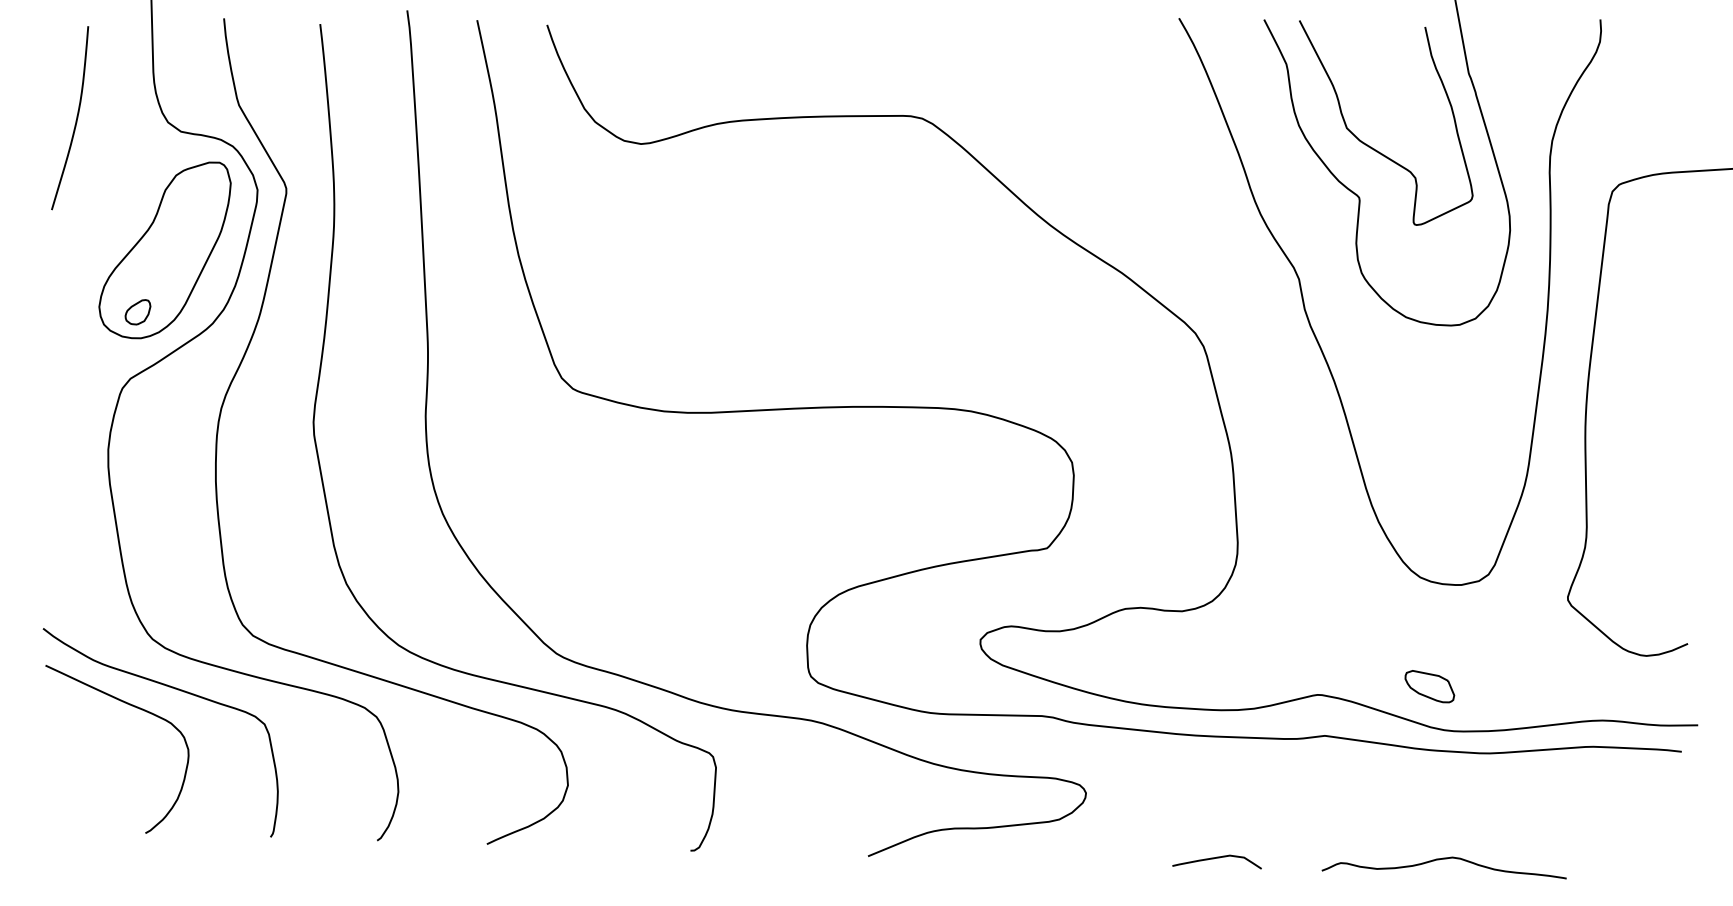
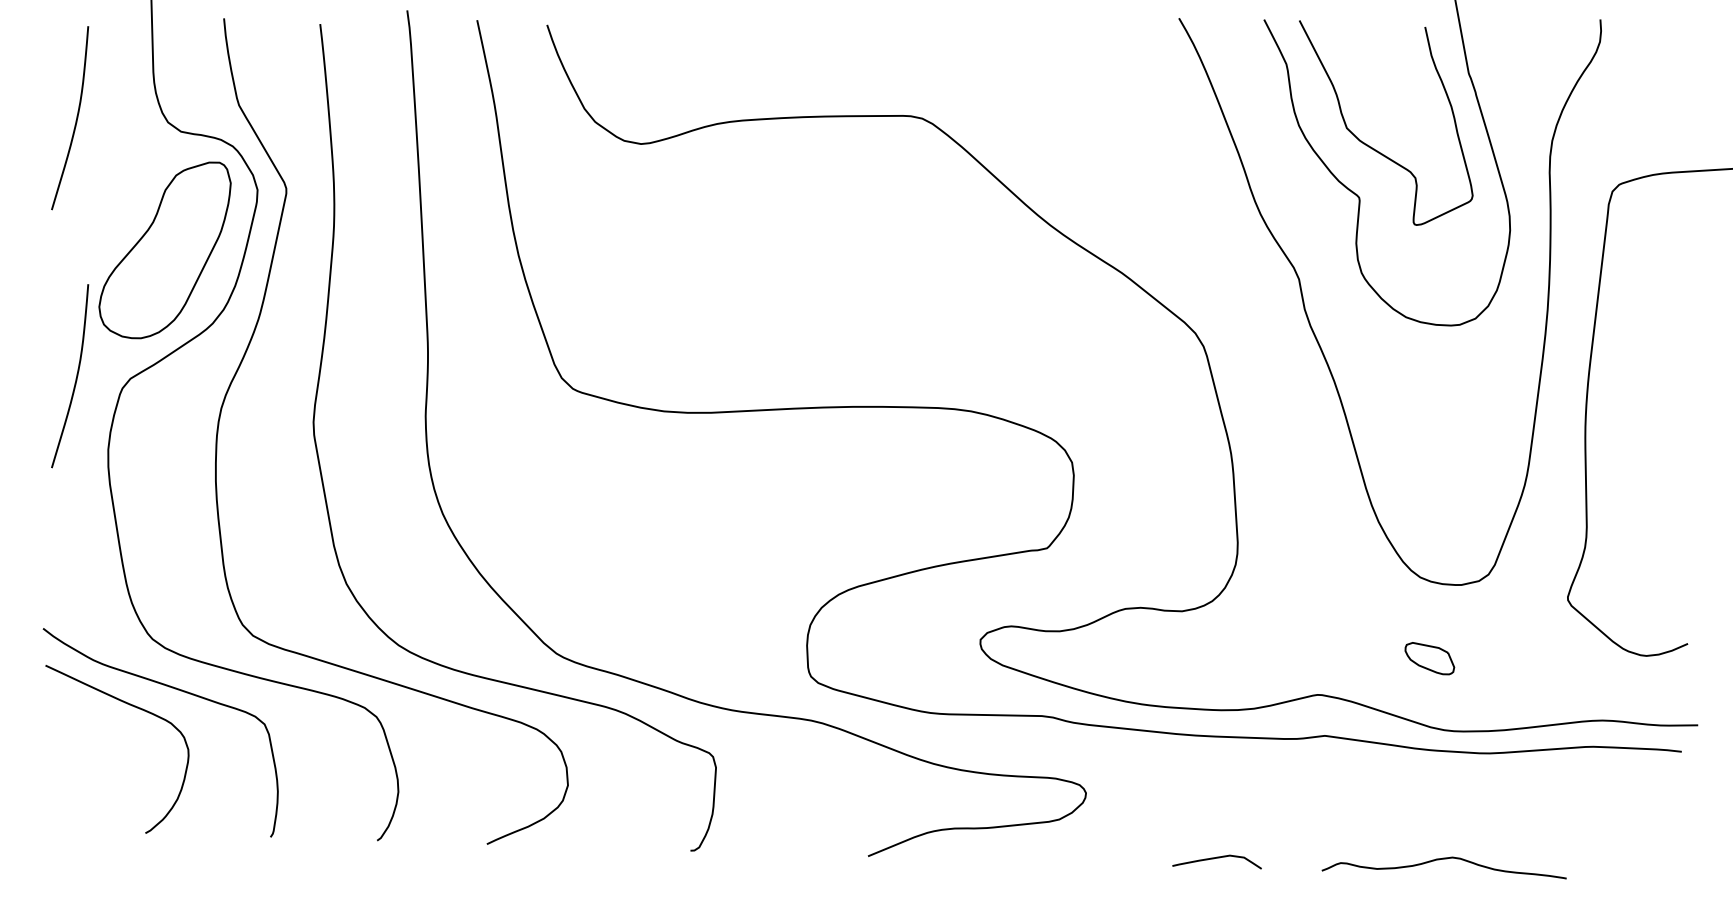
part: present -> none (137, 312)
curve: none -> present (75, 378)
part position: (1429, 686) -> (1429, 658) (1429, 658)
